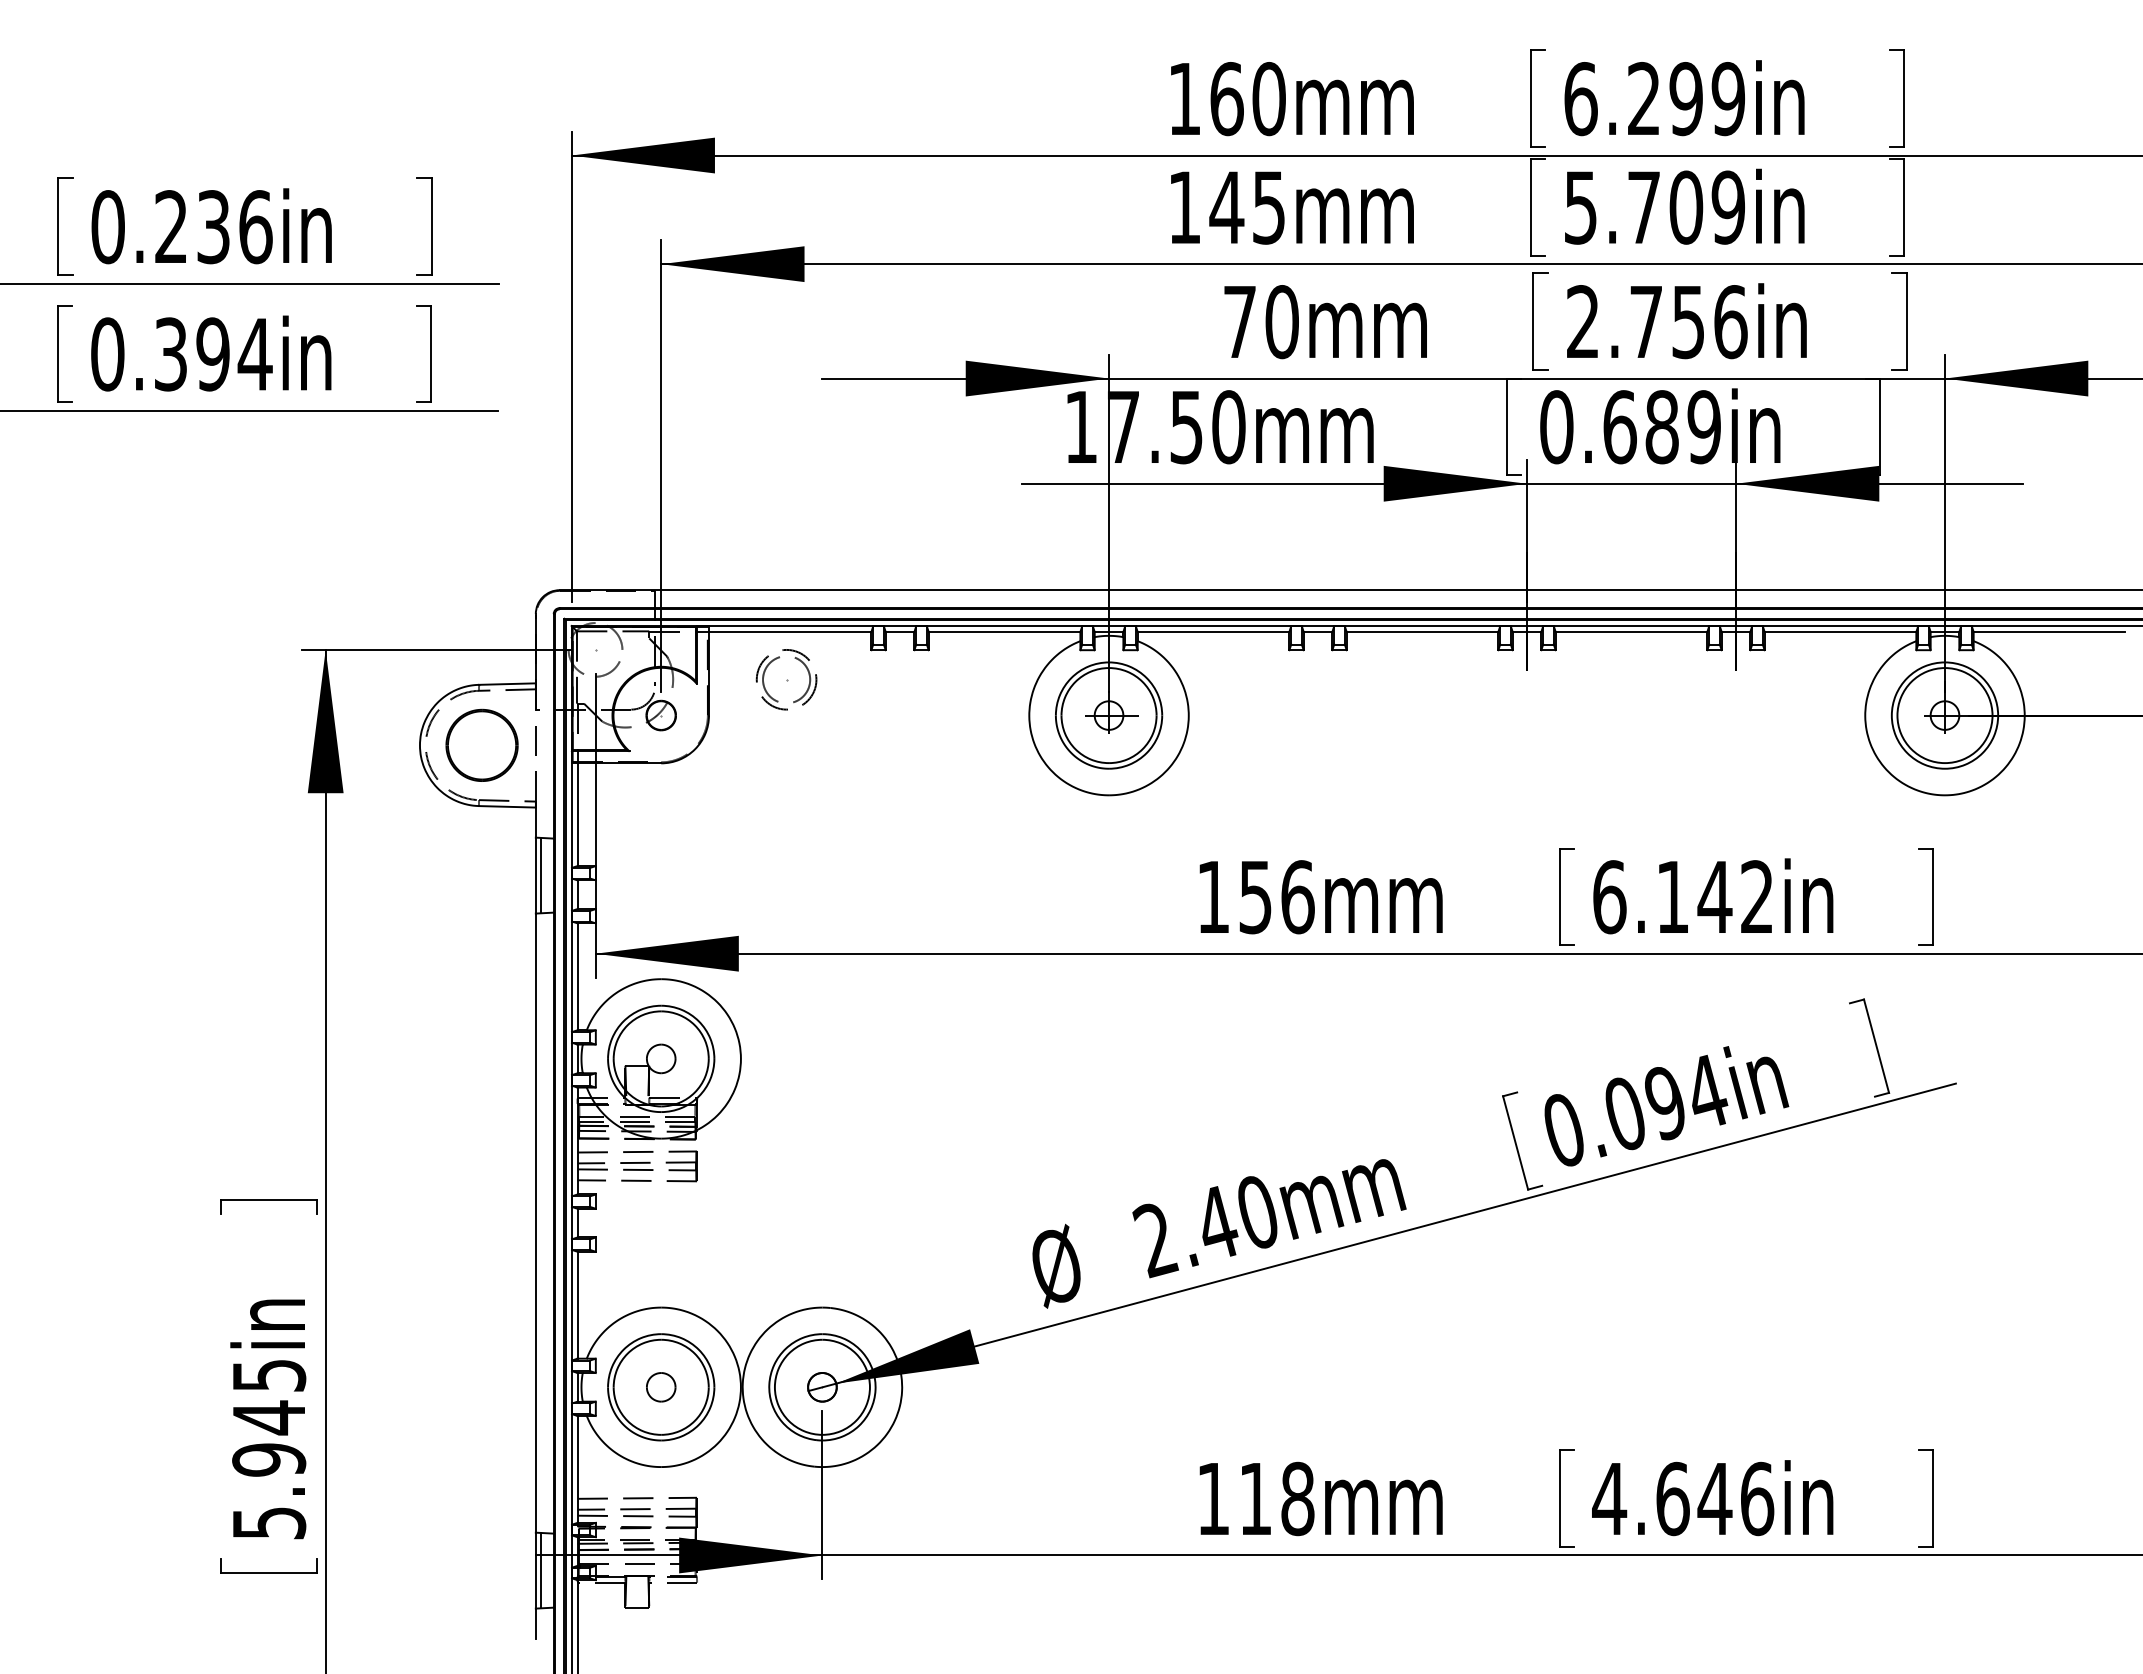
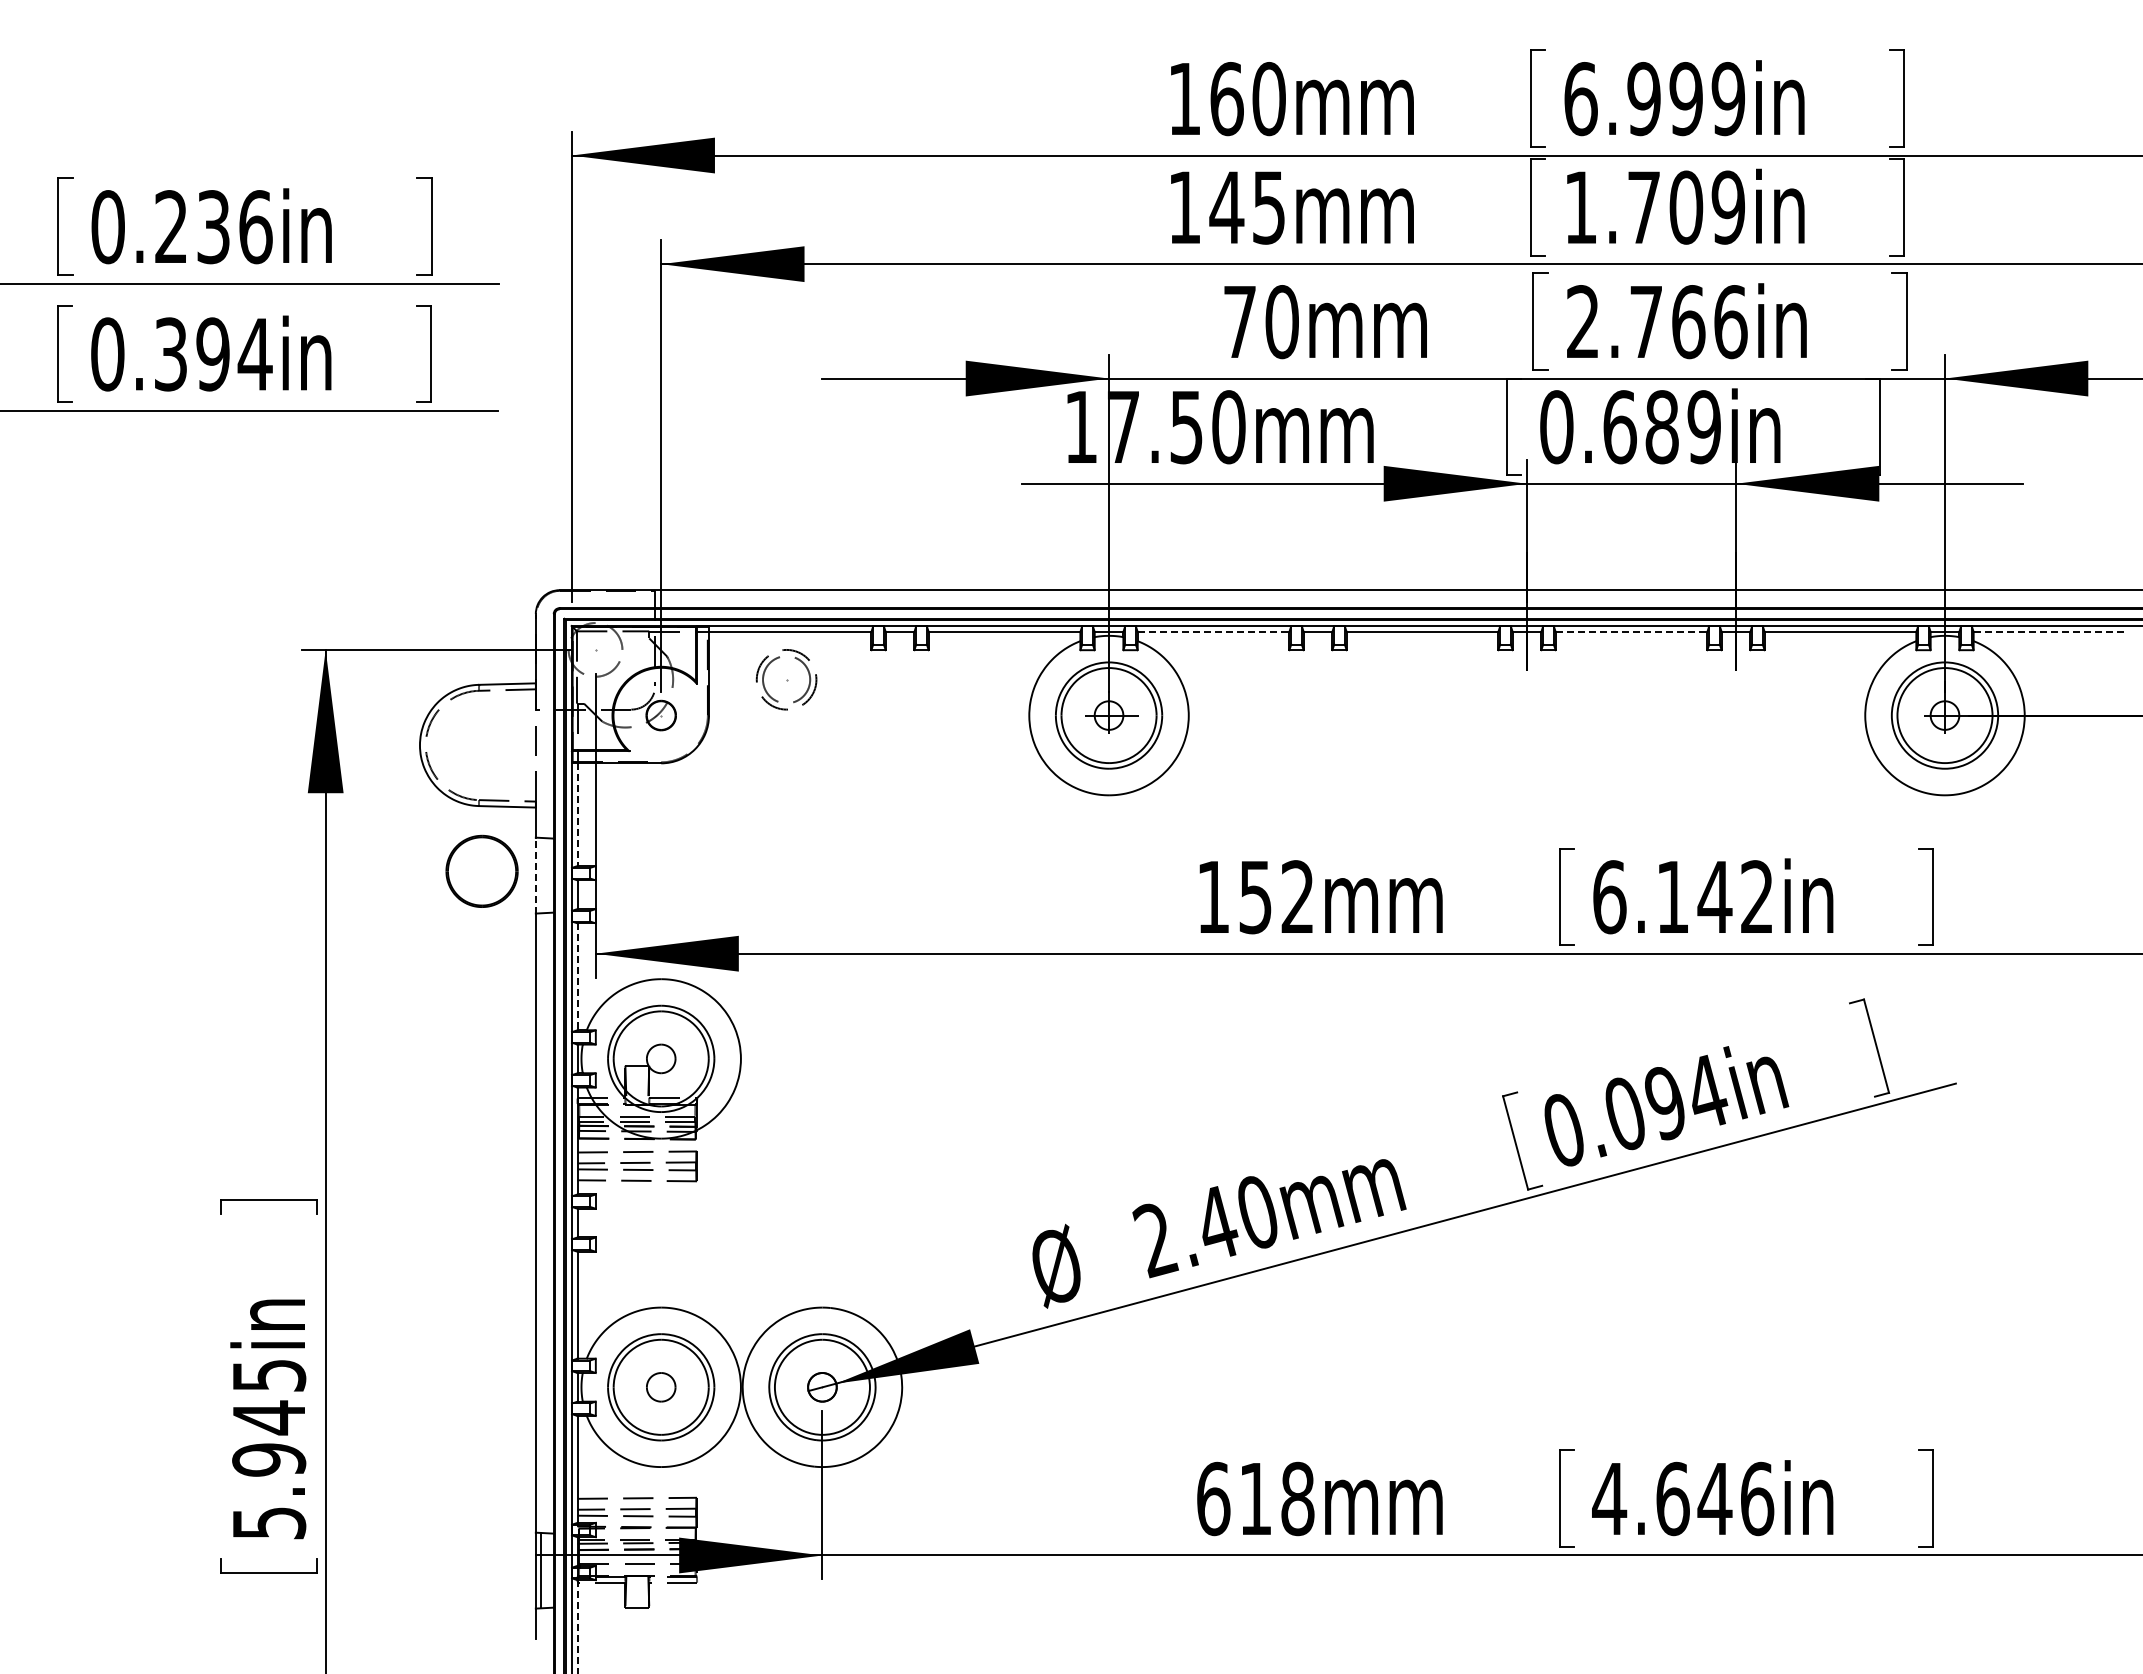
text: 6.299in -> 6.999in (1643, 99)
text: 5.709in -> 1.709in (1580, 207)
text: 2.756in -> 2.766in (1688, 322)
line: solid -> dashed (1213, 632)
line: solid -> dashed (1631, 632)
line: solid -> dashed (2049, 632)
part position: (481, 744) -> (481, 870) (481, 870)
line: solid -> dashed (577, 815)
line: solid -> dashed (535, 875)
line: present -> none (540, 875)
text: 156mm -> 152mm (1297, 897)
line: solid -> dashed (577, 977)
text: 118mm -> 618mm (1213, 1498)
line: solid -> dashed (577, 1626)
